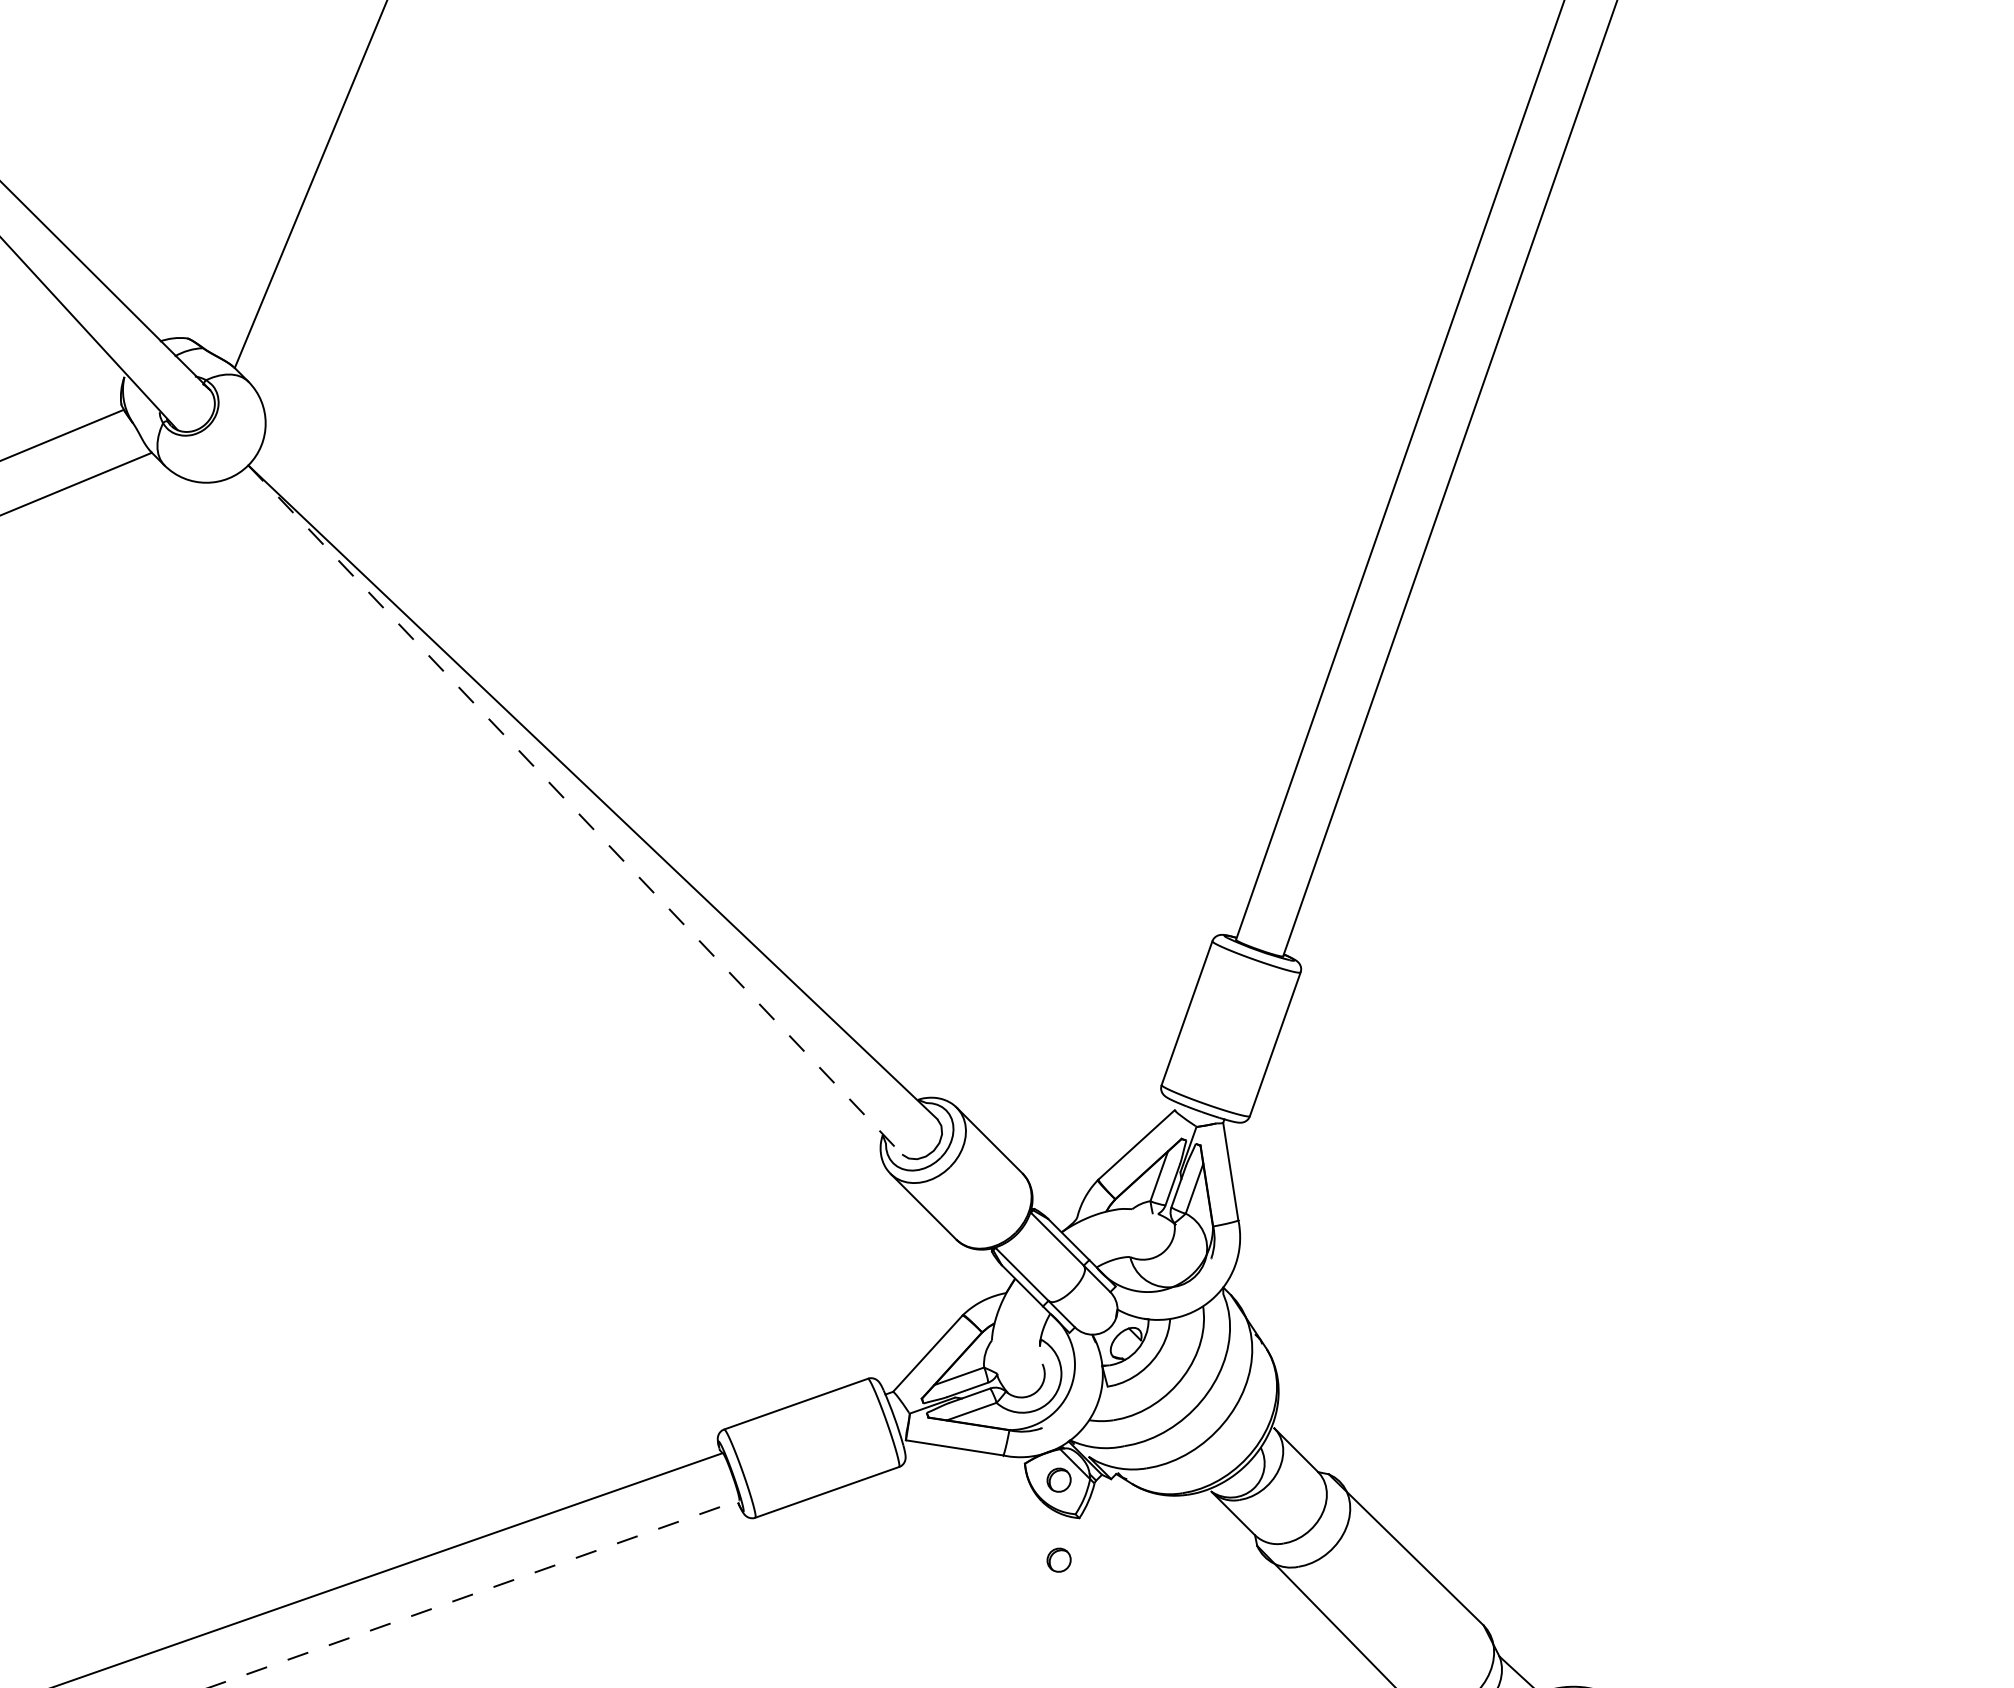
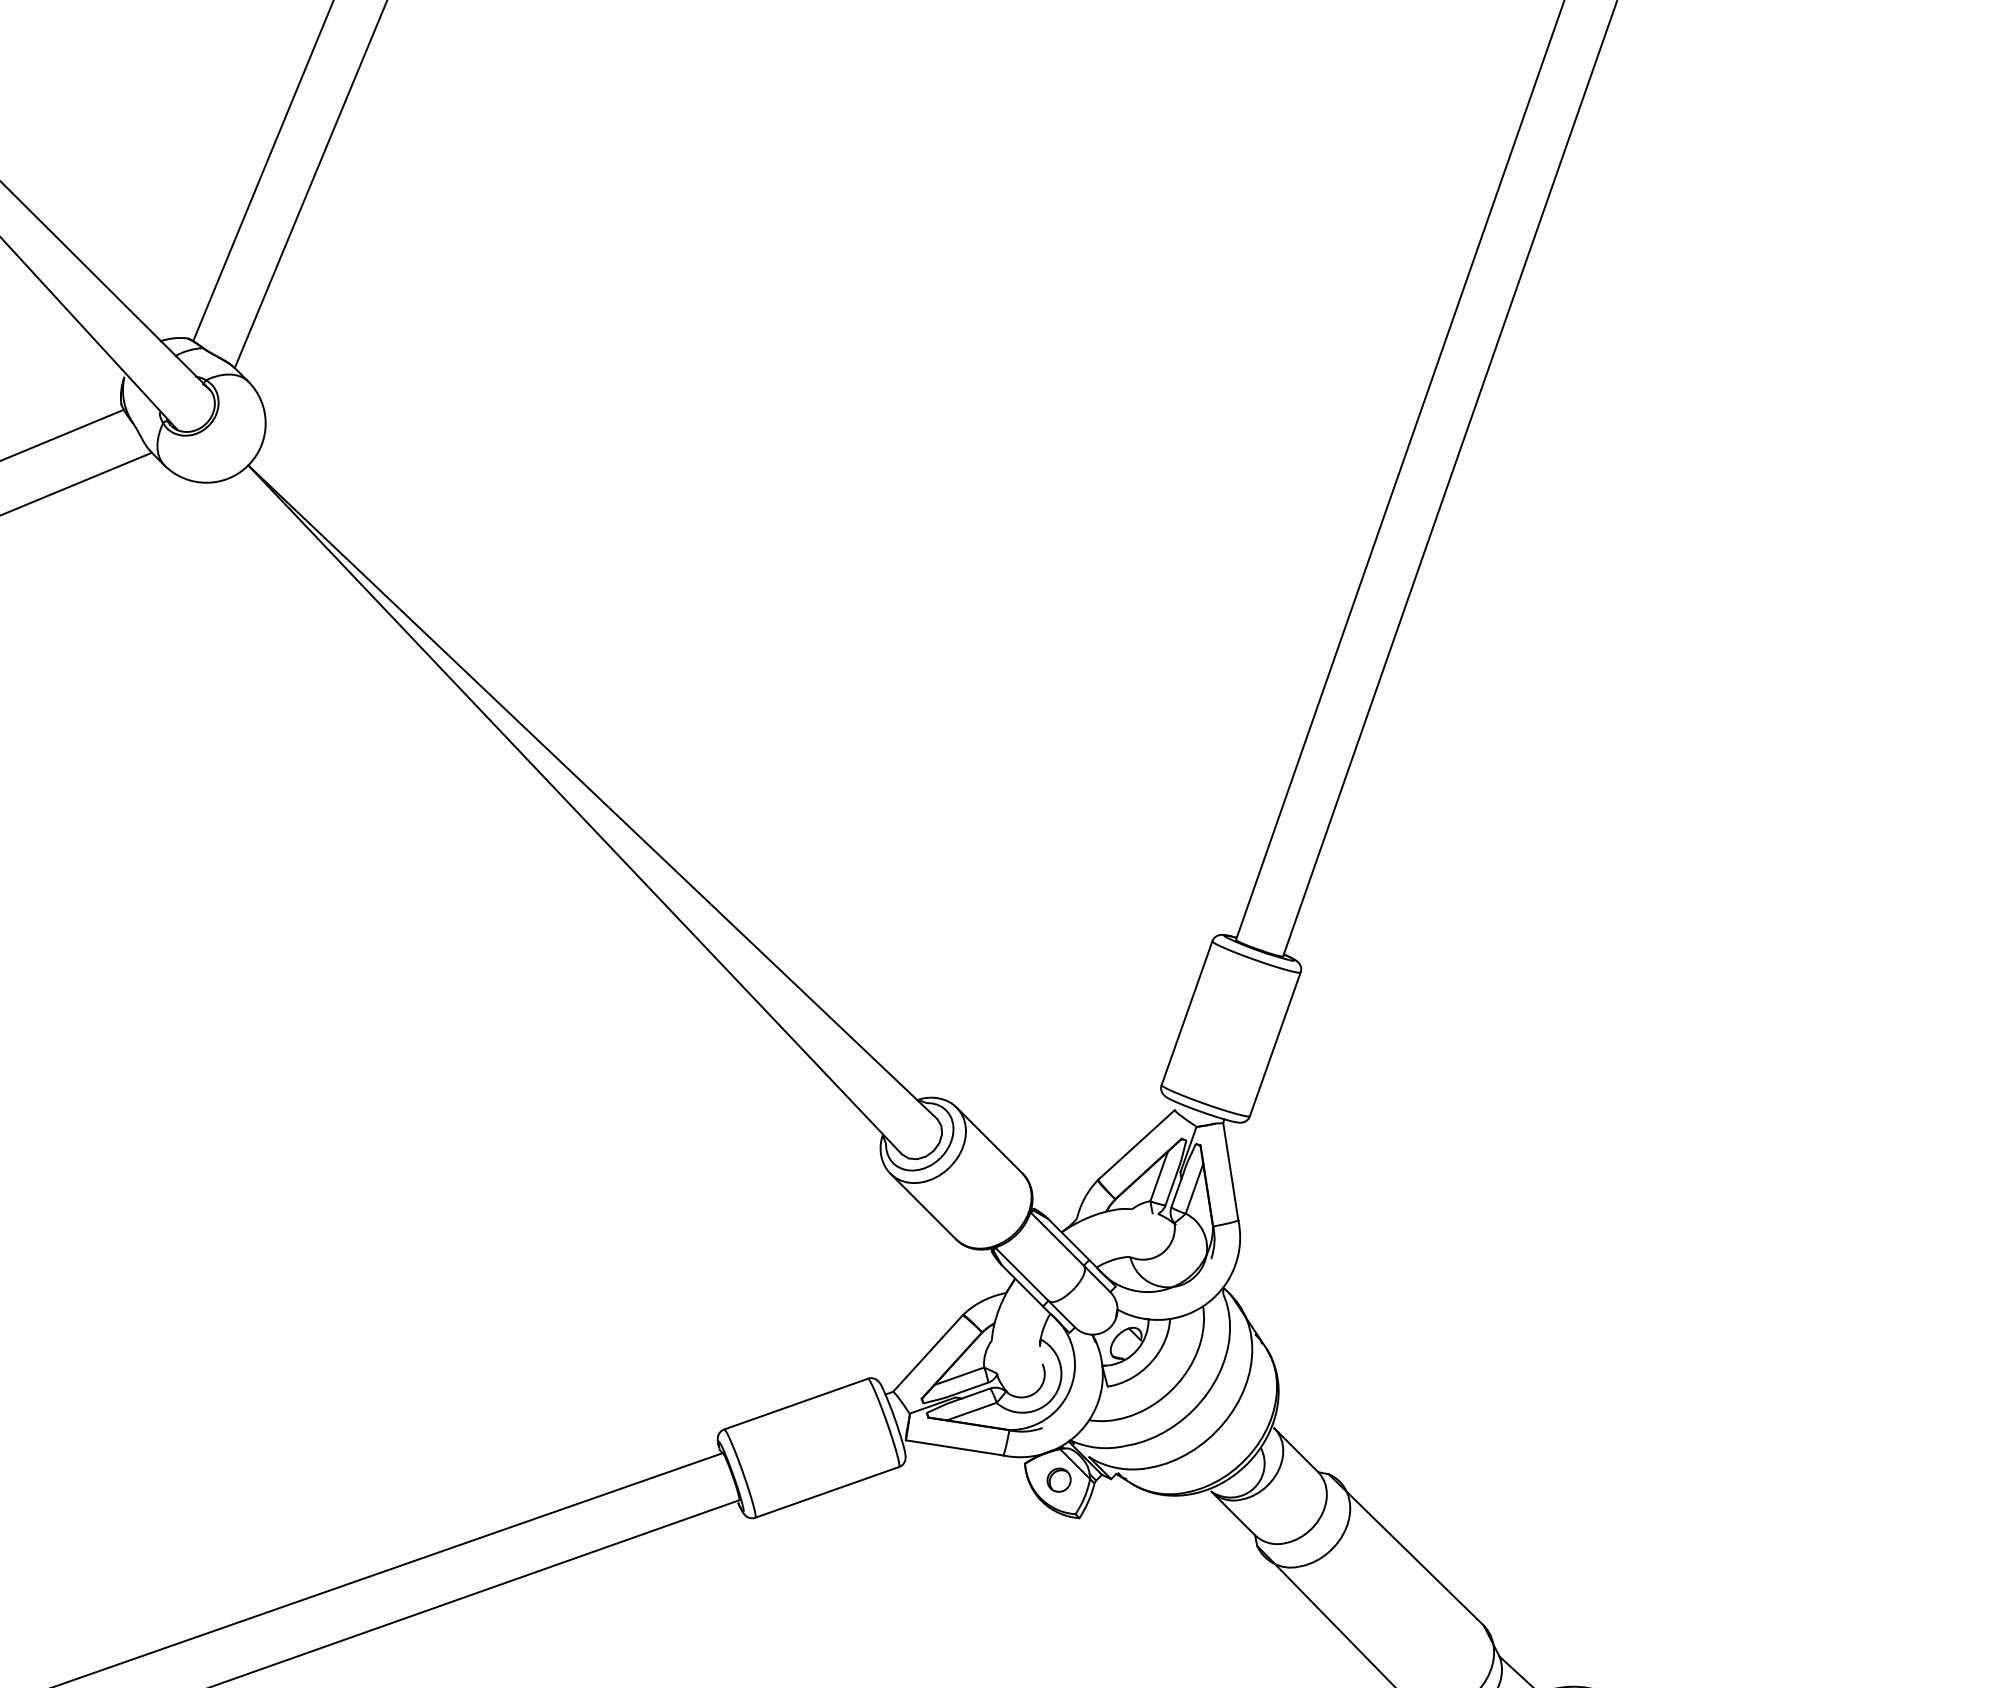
line: none -> present (262, 171)
line: dashed -> solid (575, 809)
part: present -> none (1058, 1559)
line: dashed -> solid (474, 1593)
